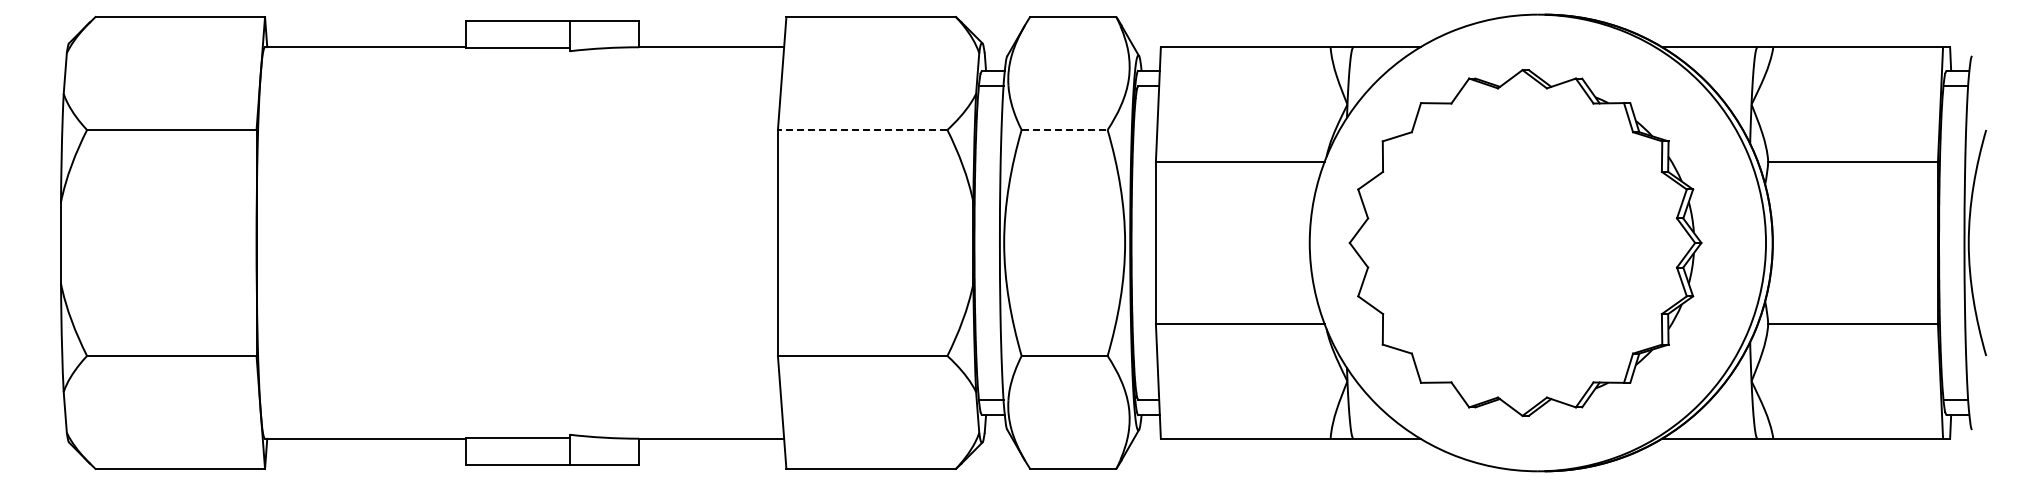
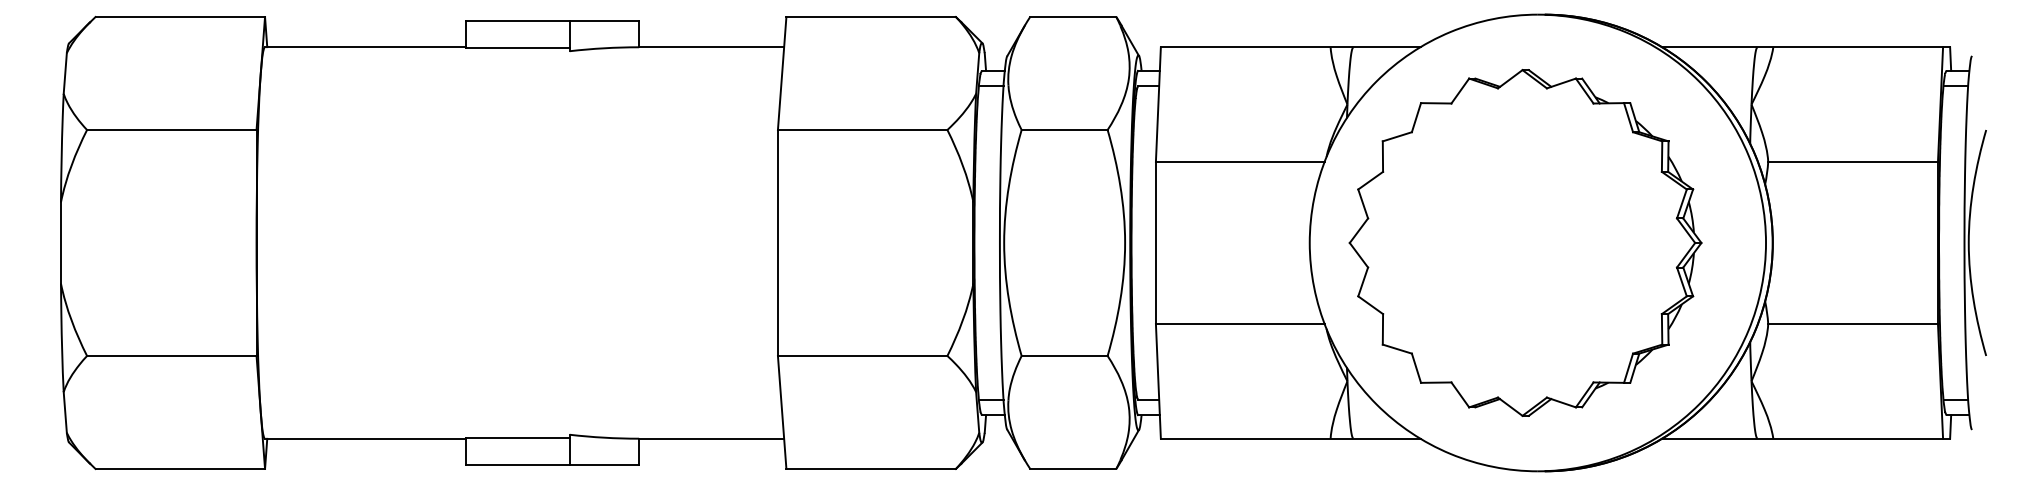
line: dashed -> solid (862, 130)
line: dashed -> solid (1064, 130)
